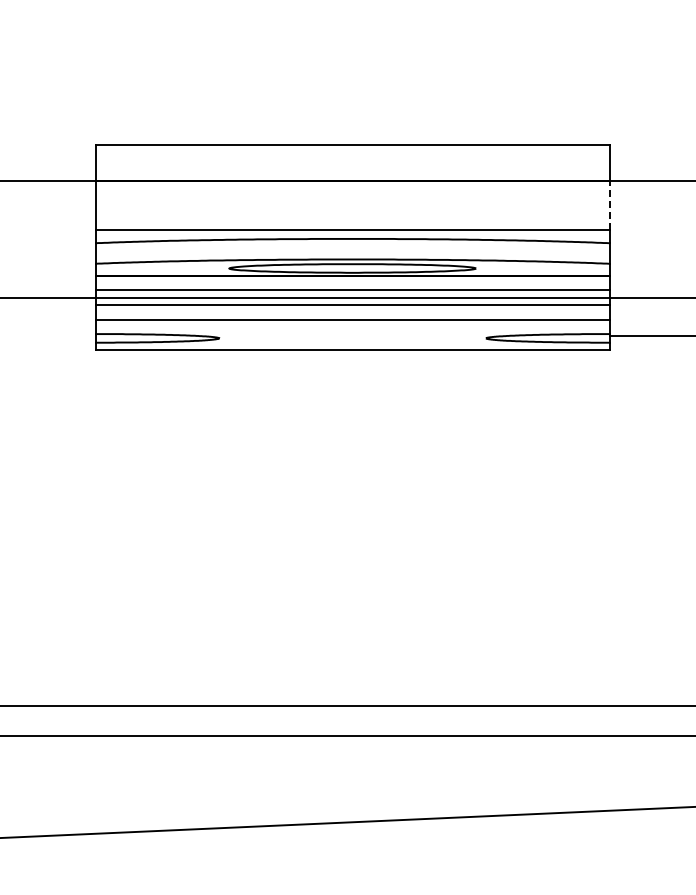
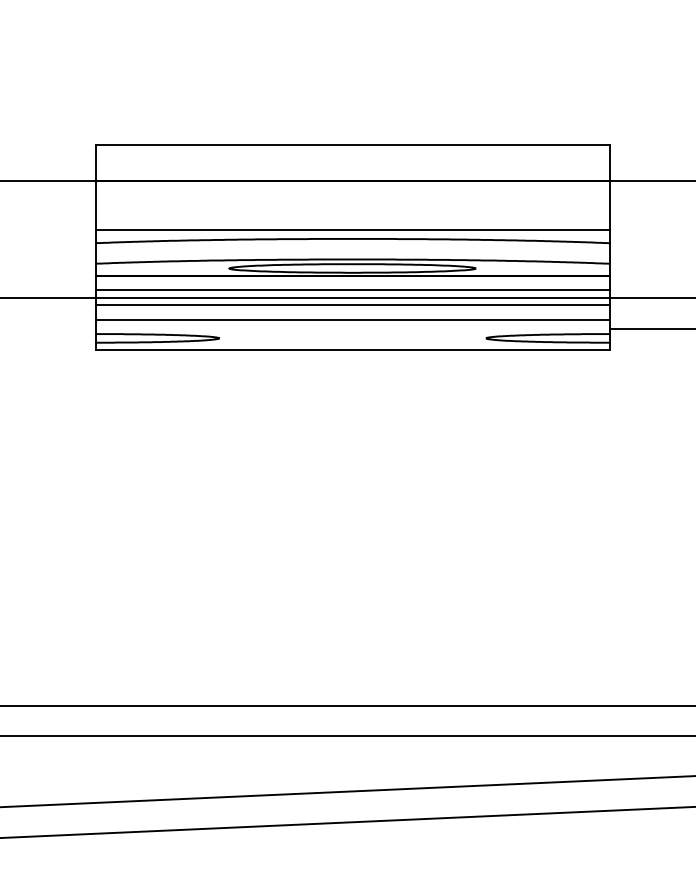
line: dashed -> solid (609, 205)
line position: (650, 336) -> (650, 329) (650, 329)
line: none -> present (347, 791)
